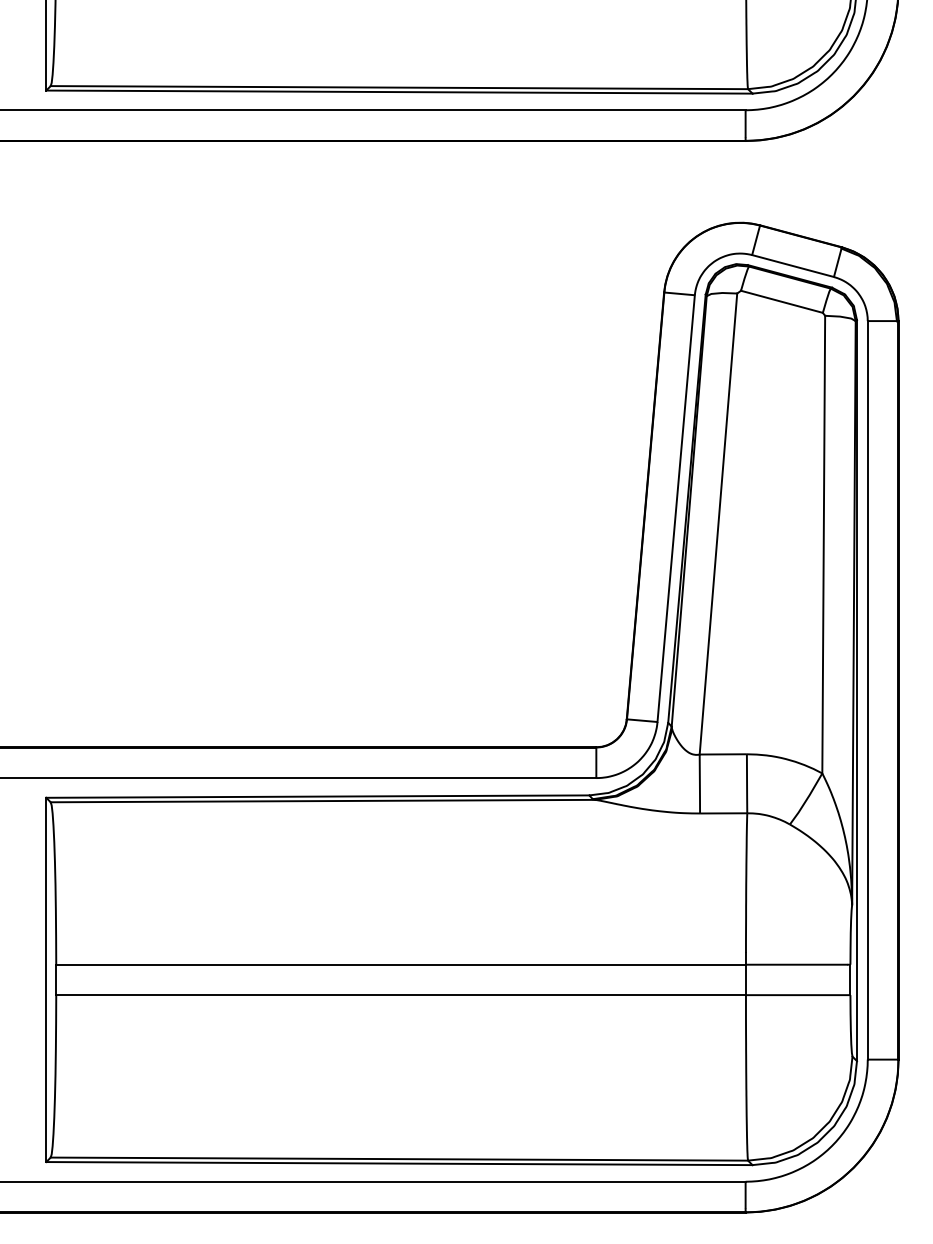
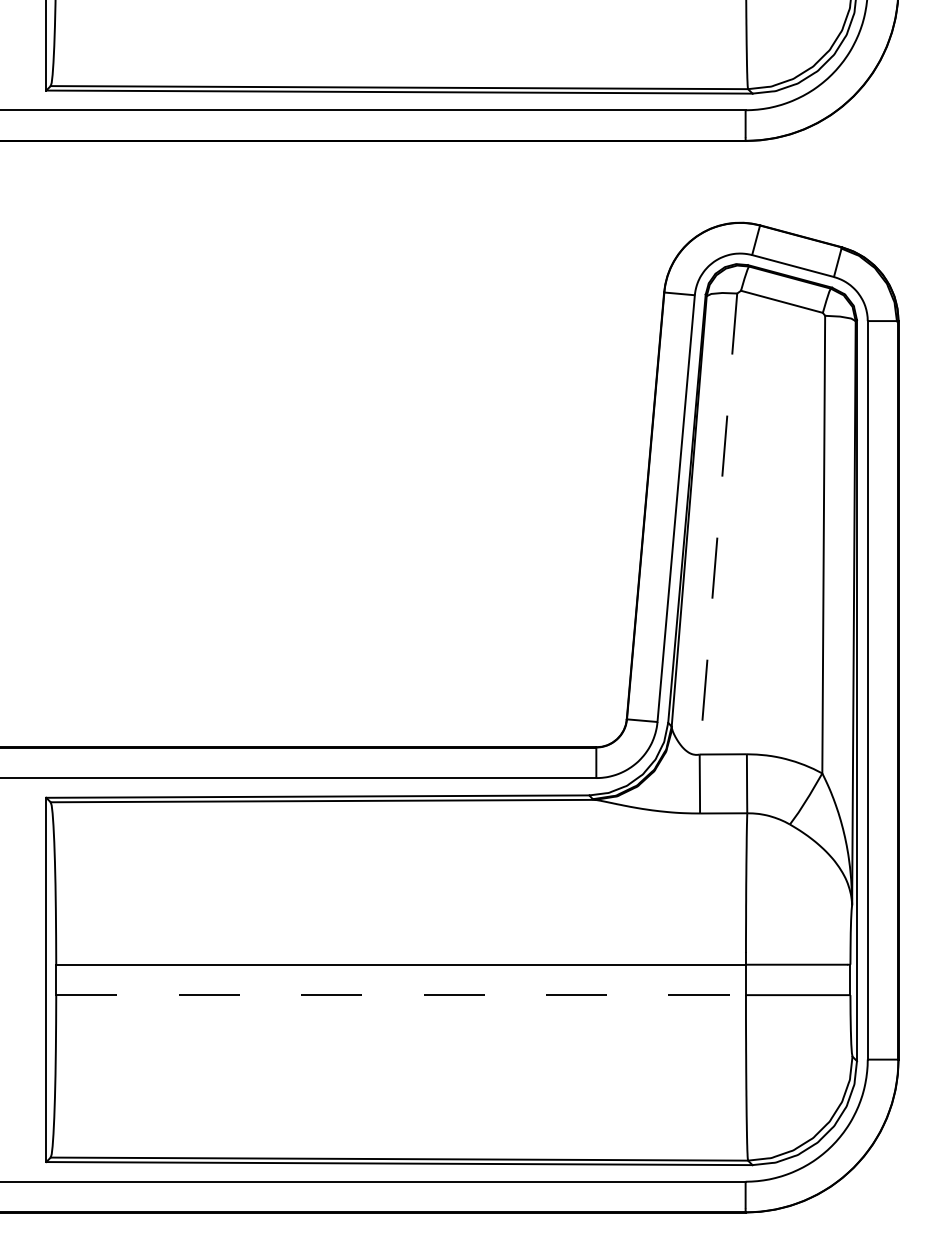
line: solid -> dashed (718, 524)
line: solid -> dashed (401, 995)
